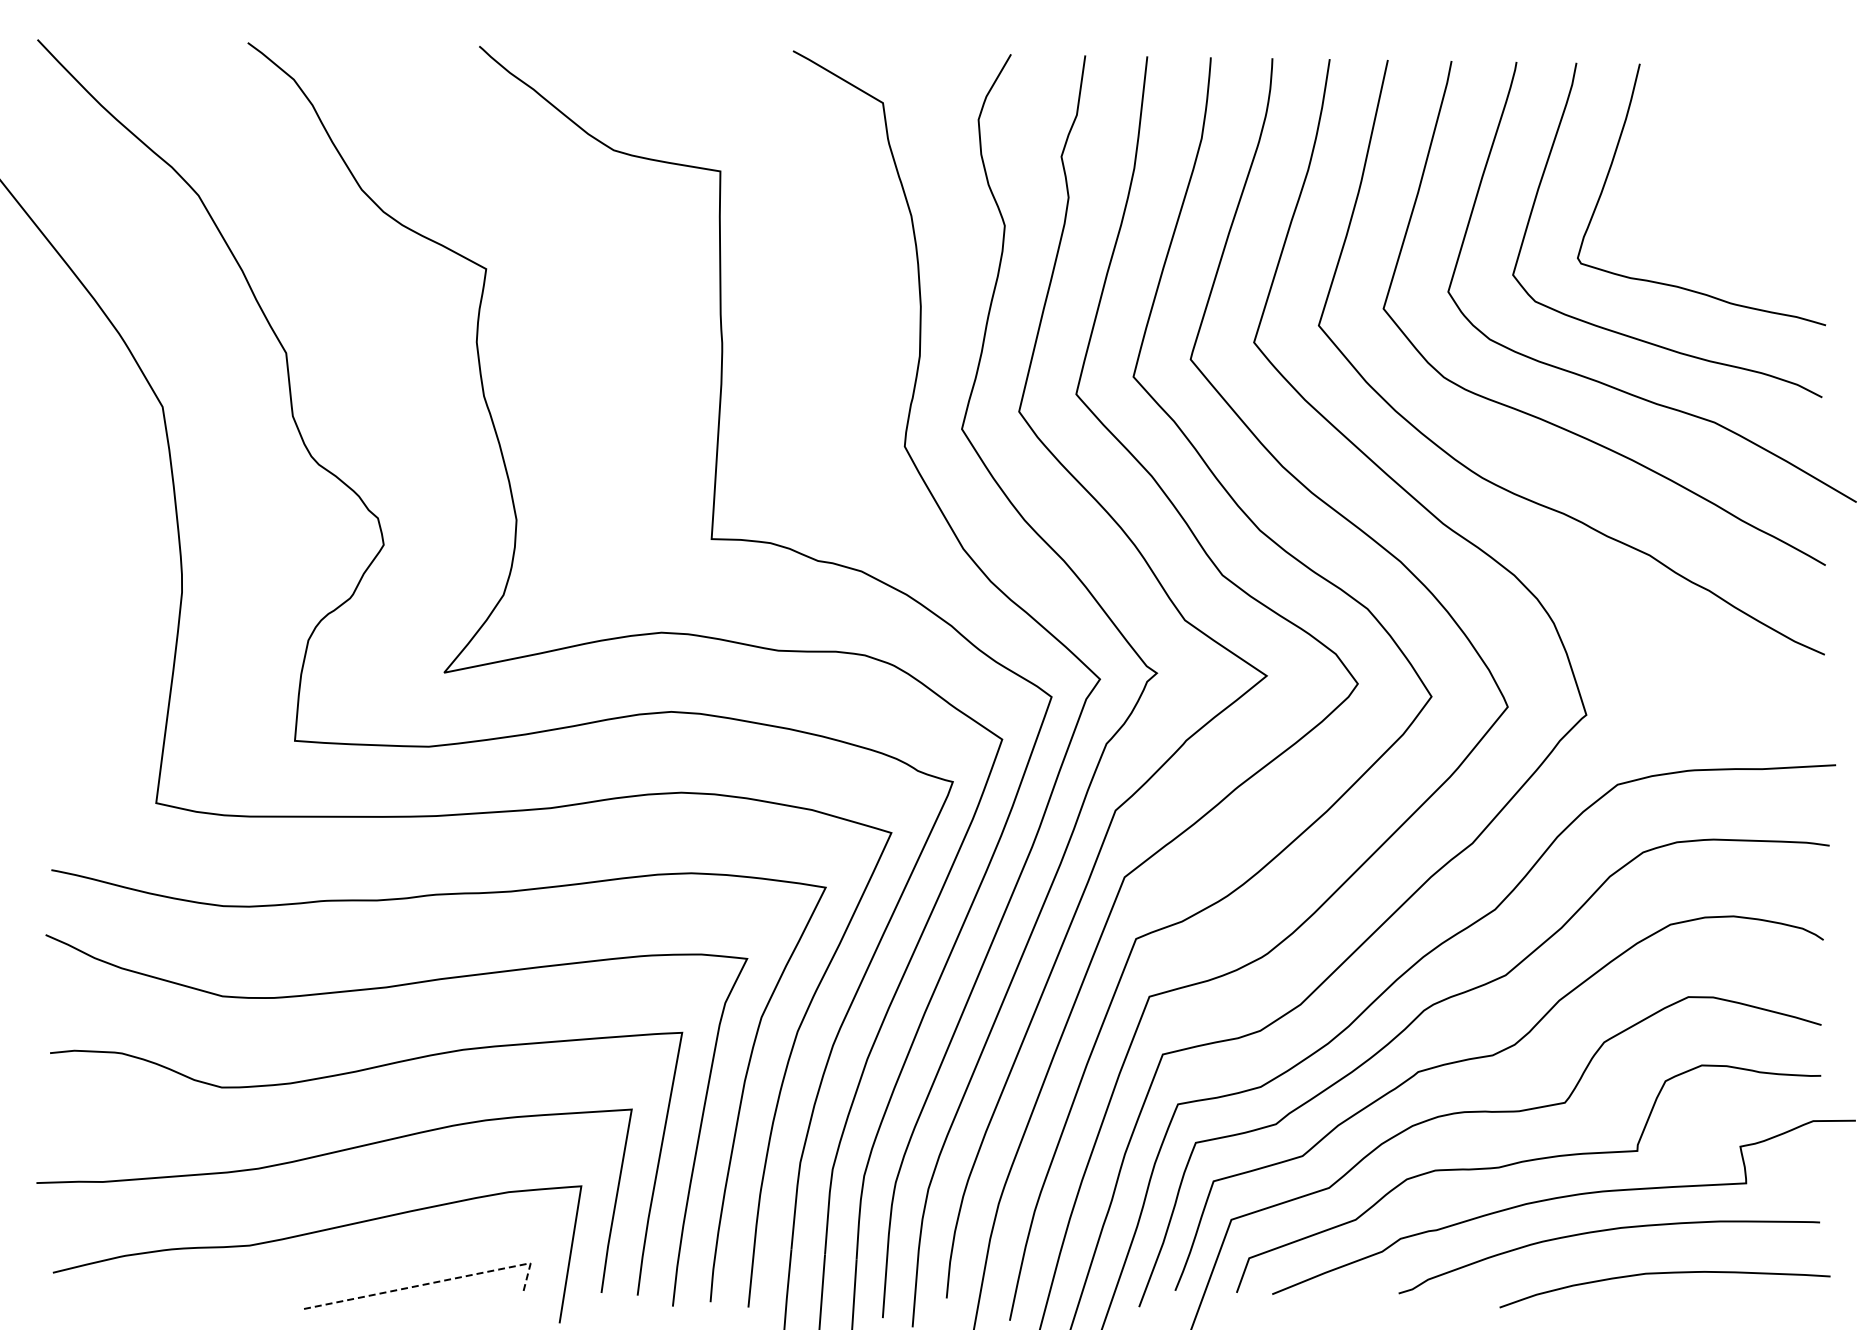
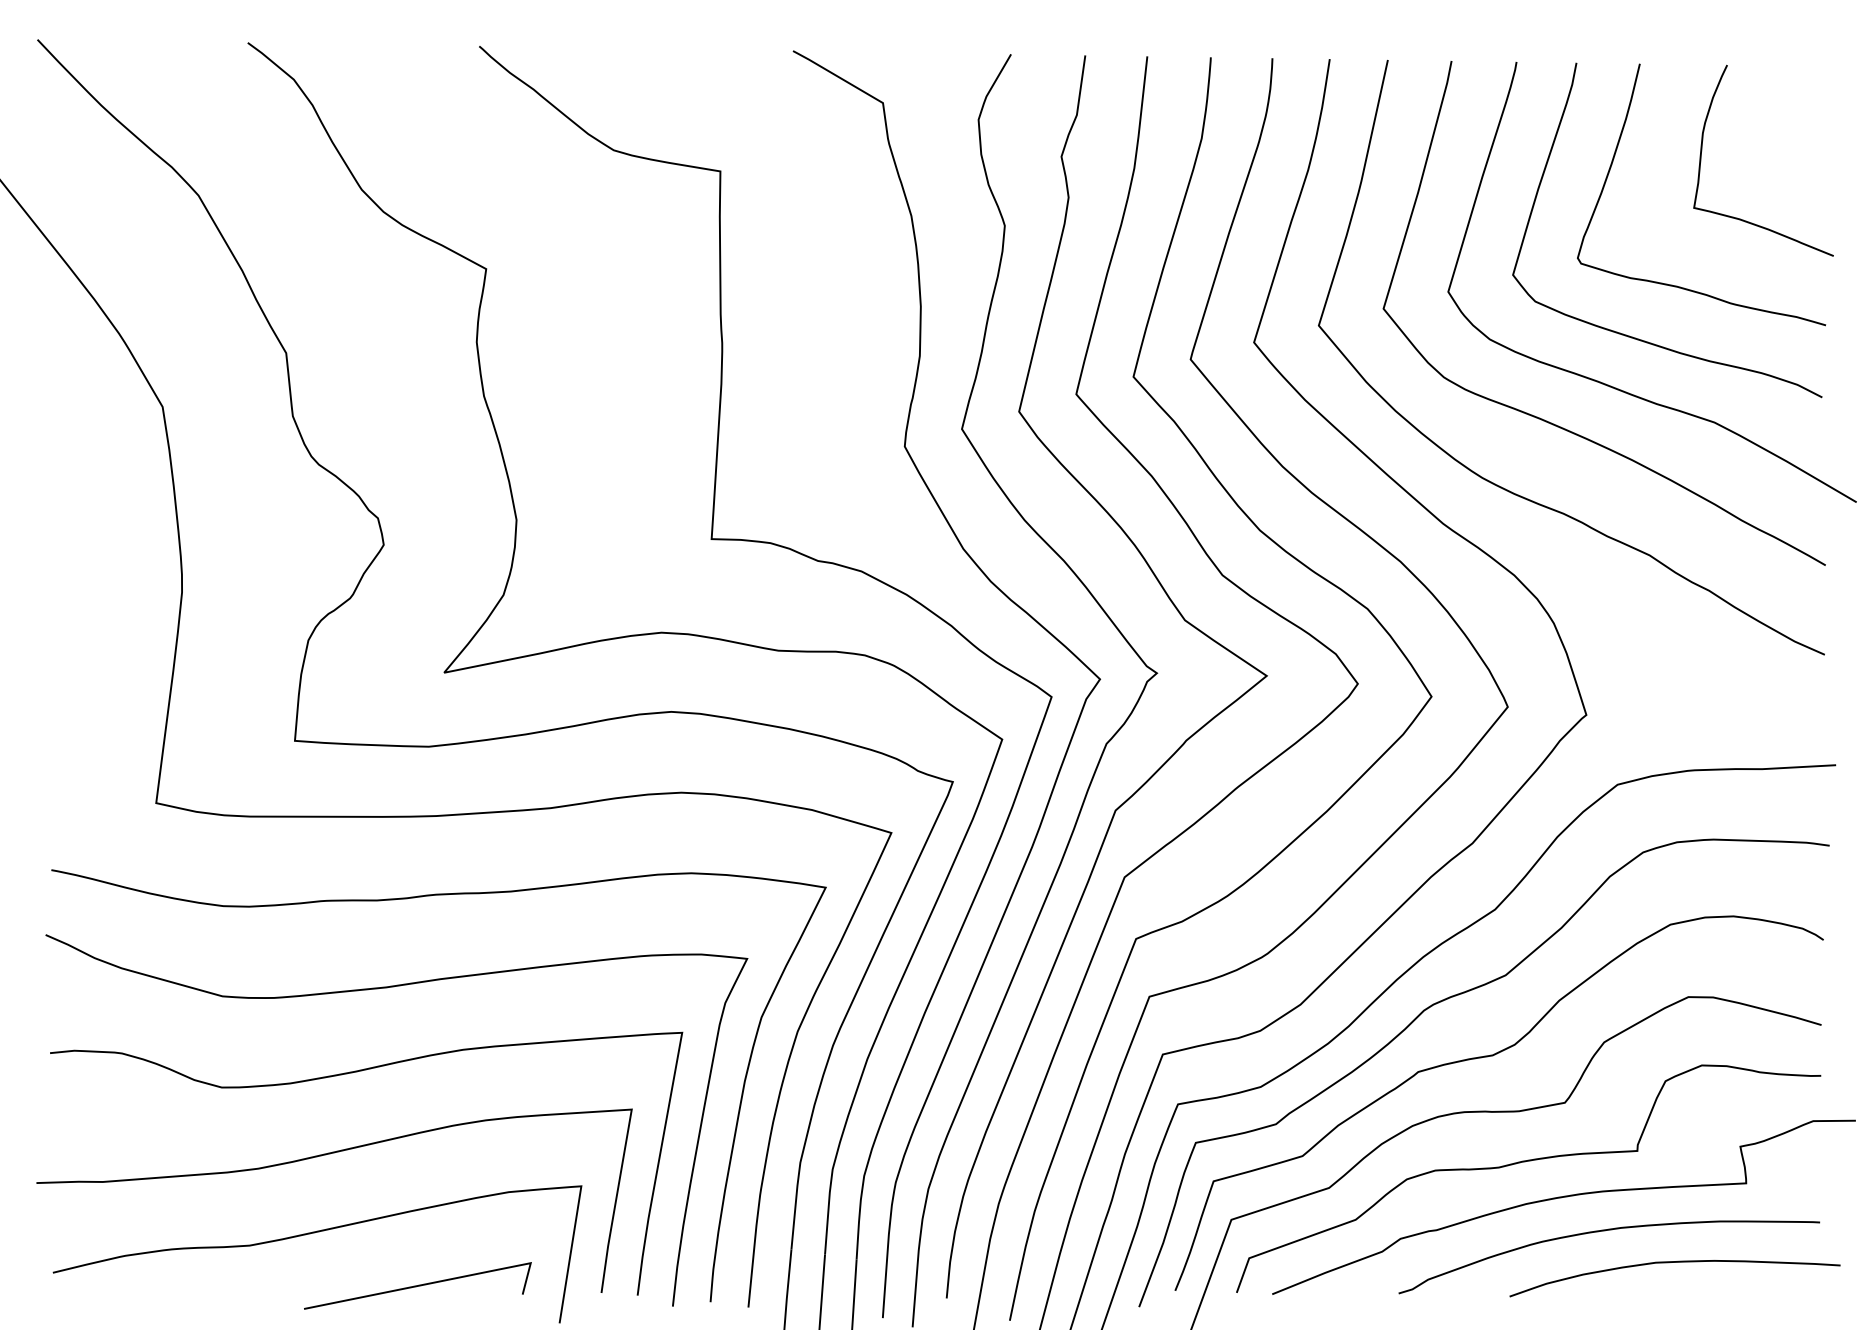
curve: none -> present (1702, 151)
curve position: (1659, 1274) -> (1669, 1263) (1669, 1263)
line: dashed -> solid (435, 1282)
